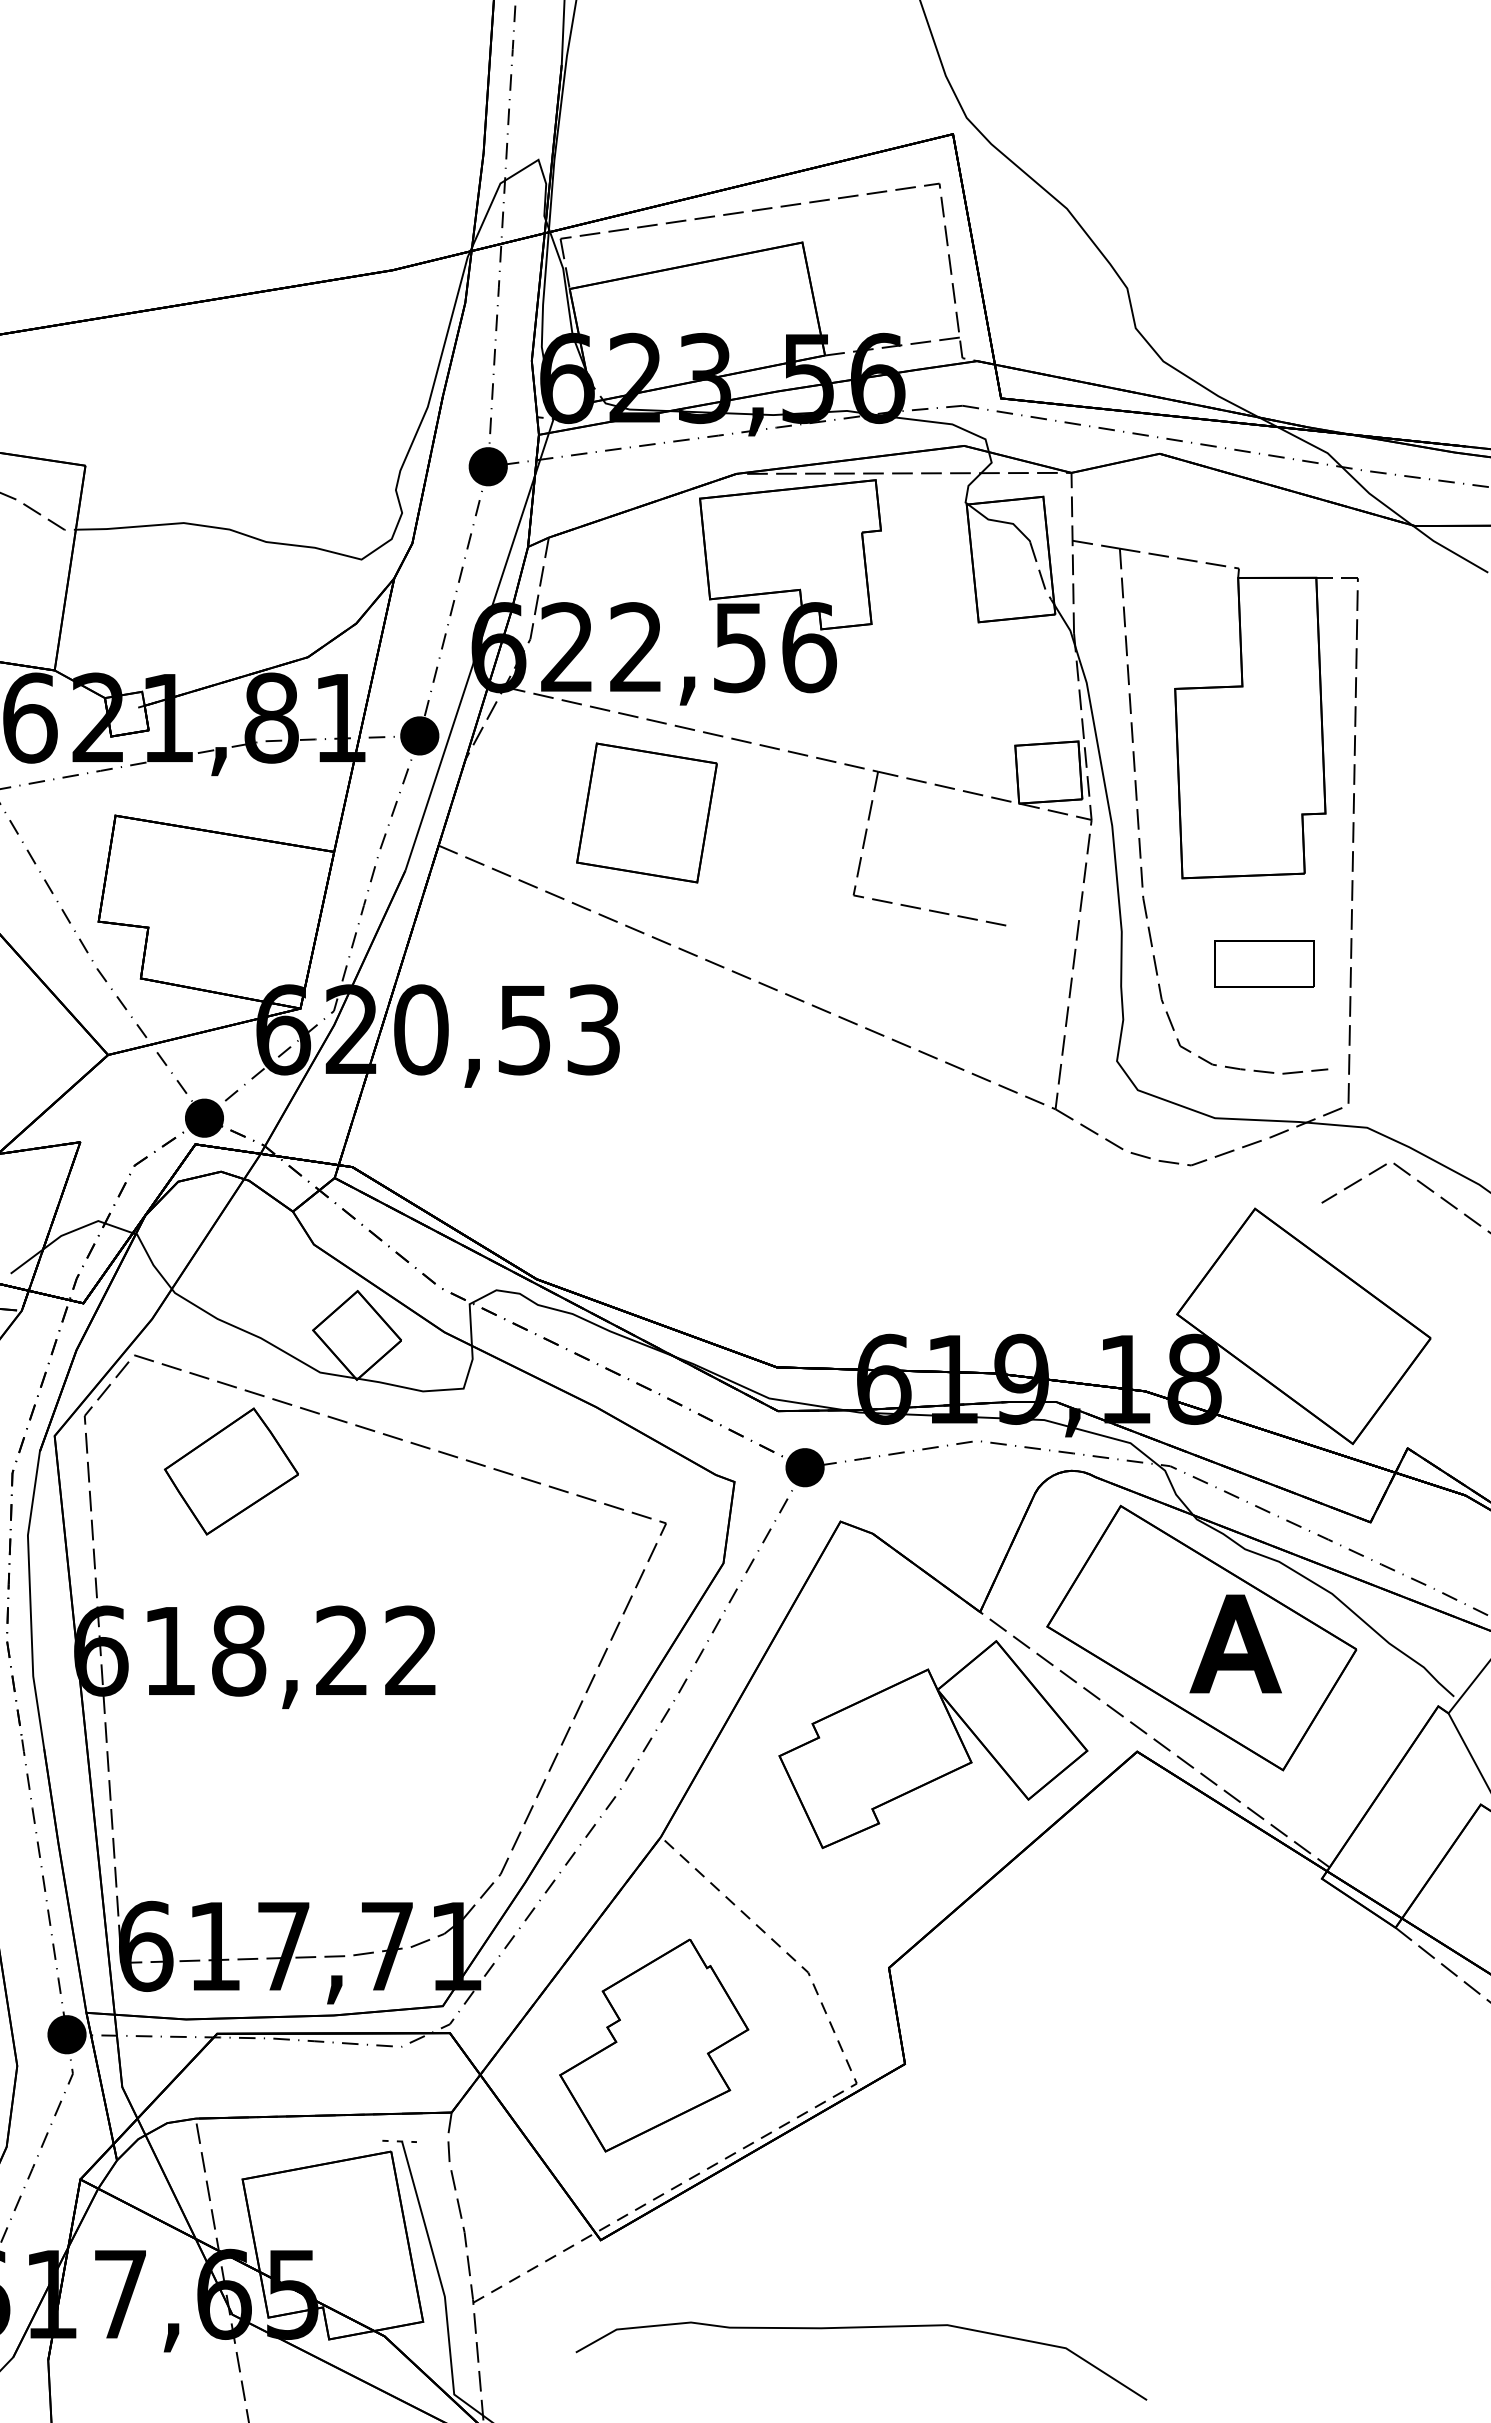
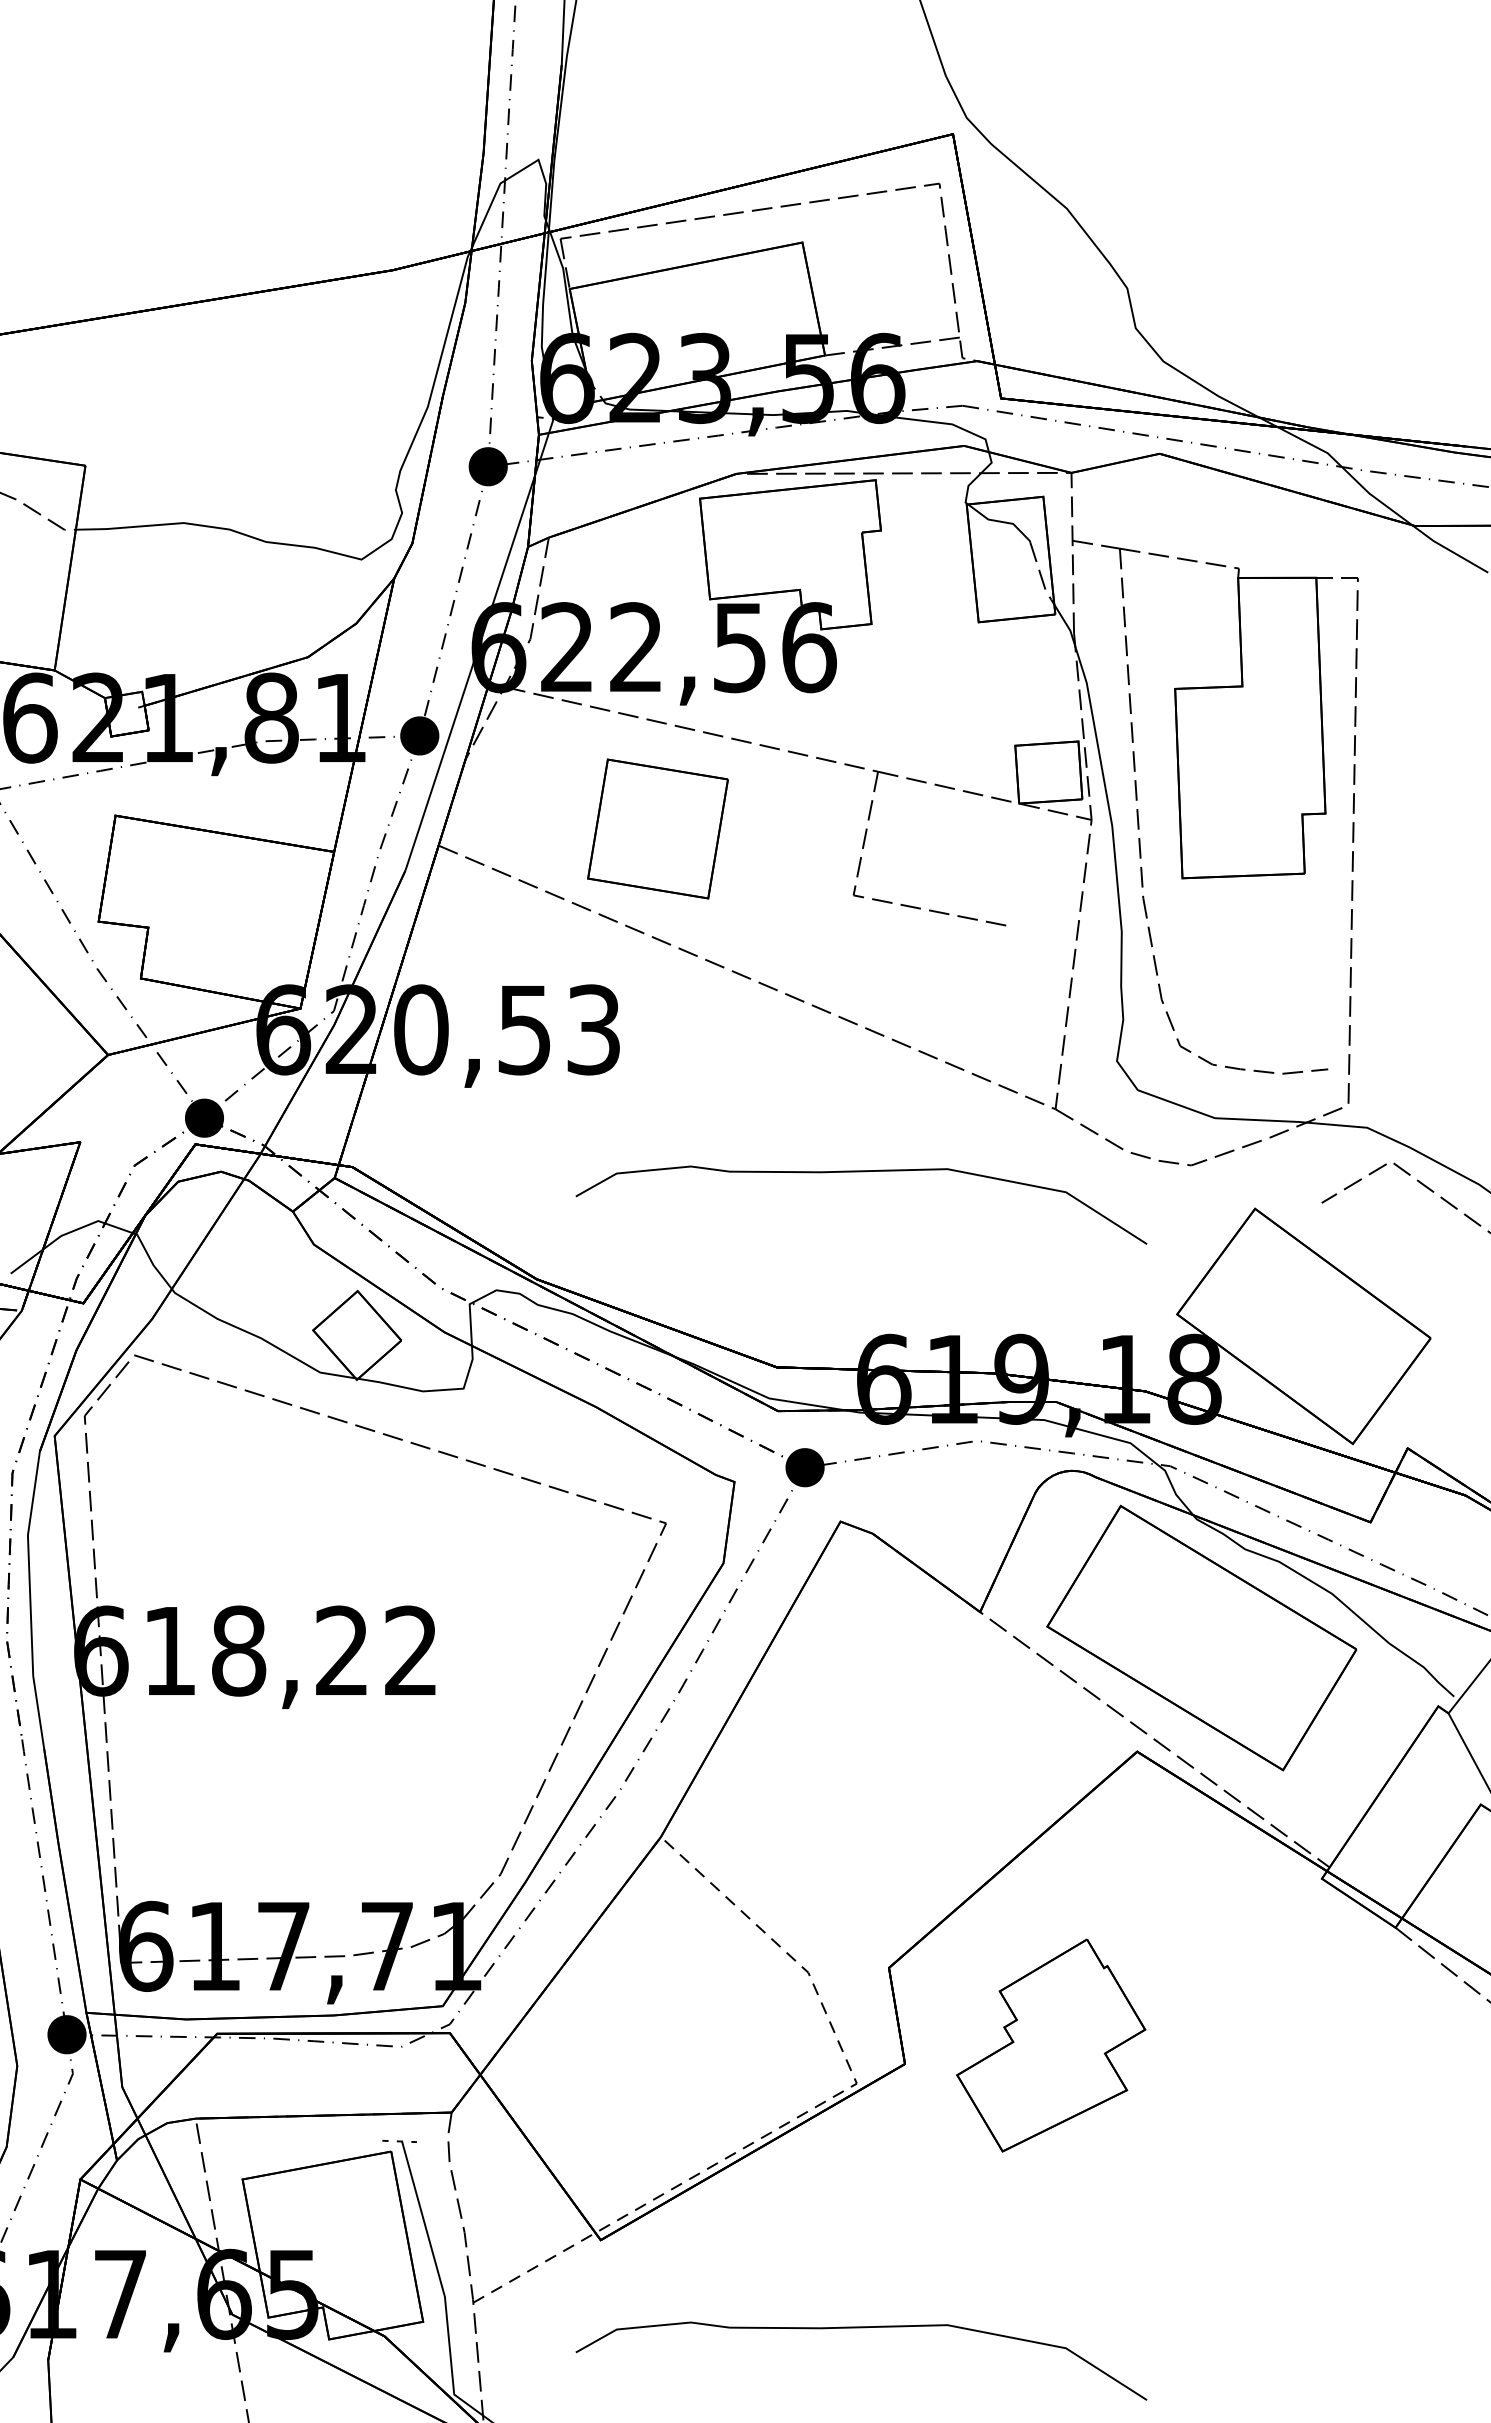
part position: (646, 812) -> (657, 828) (657, 828)
part: present -> none (1264, 963)
curve: none -> present (861, 1172)
part: present -> none (231, 1471)
part: present -> none (1235, 1643)
part: present -> none (933, 1744)
part position: (654, 2045) -> (1051, 2045) (1051, 2045)
